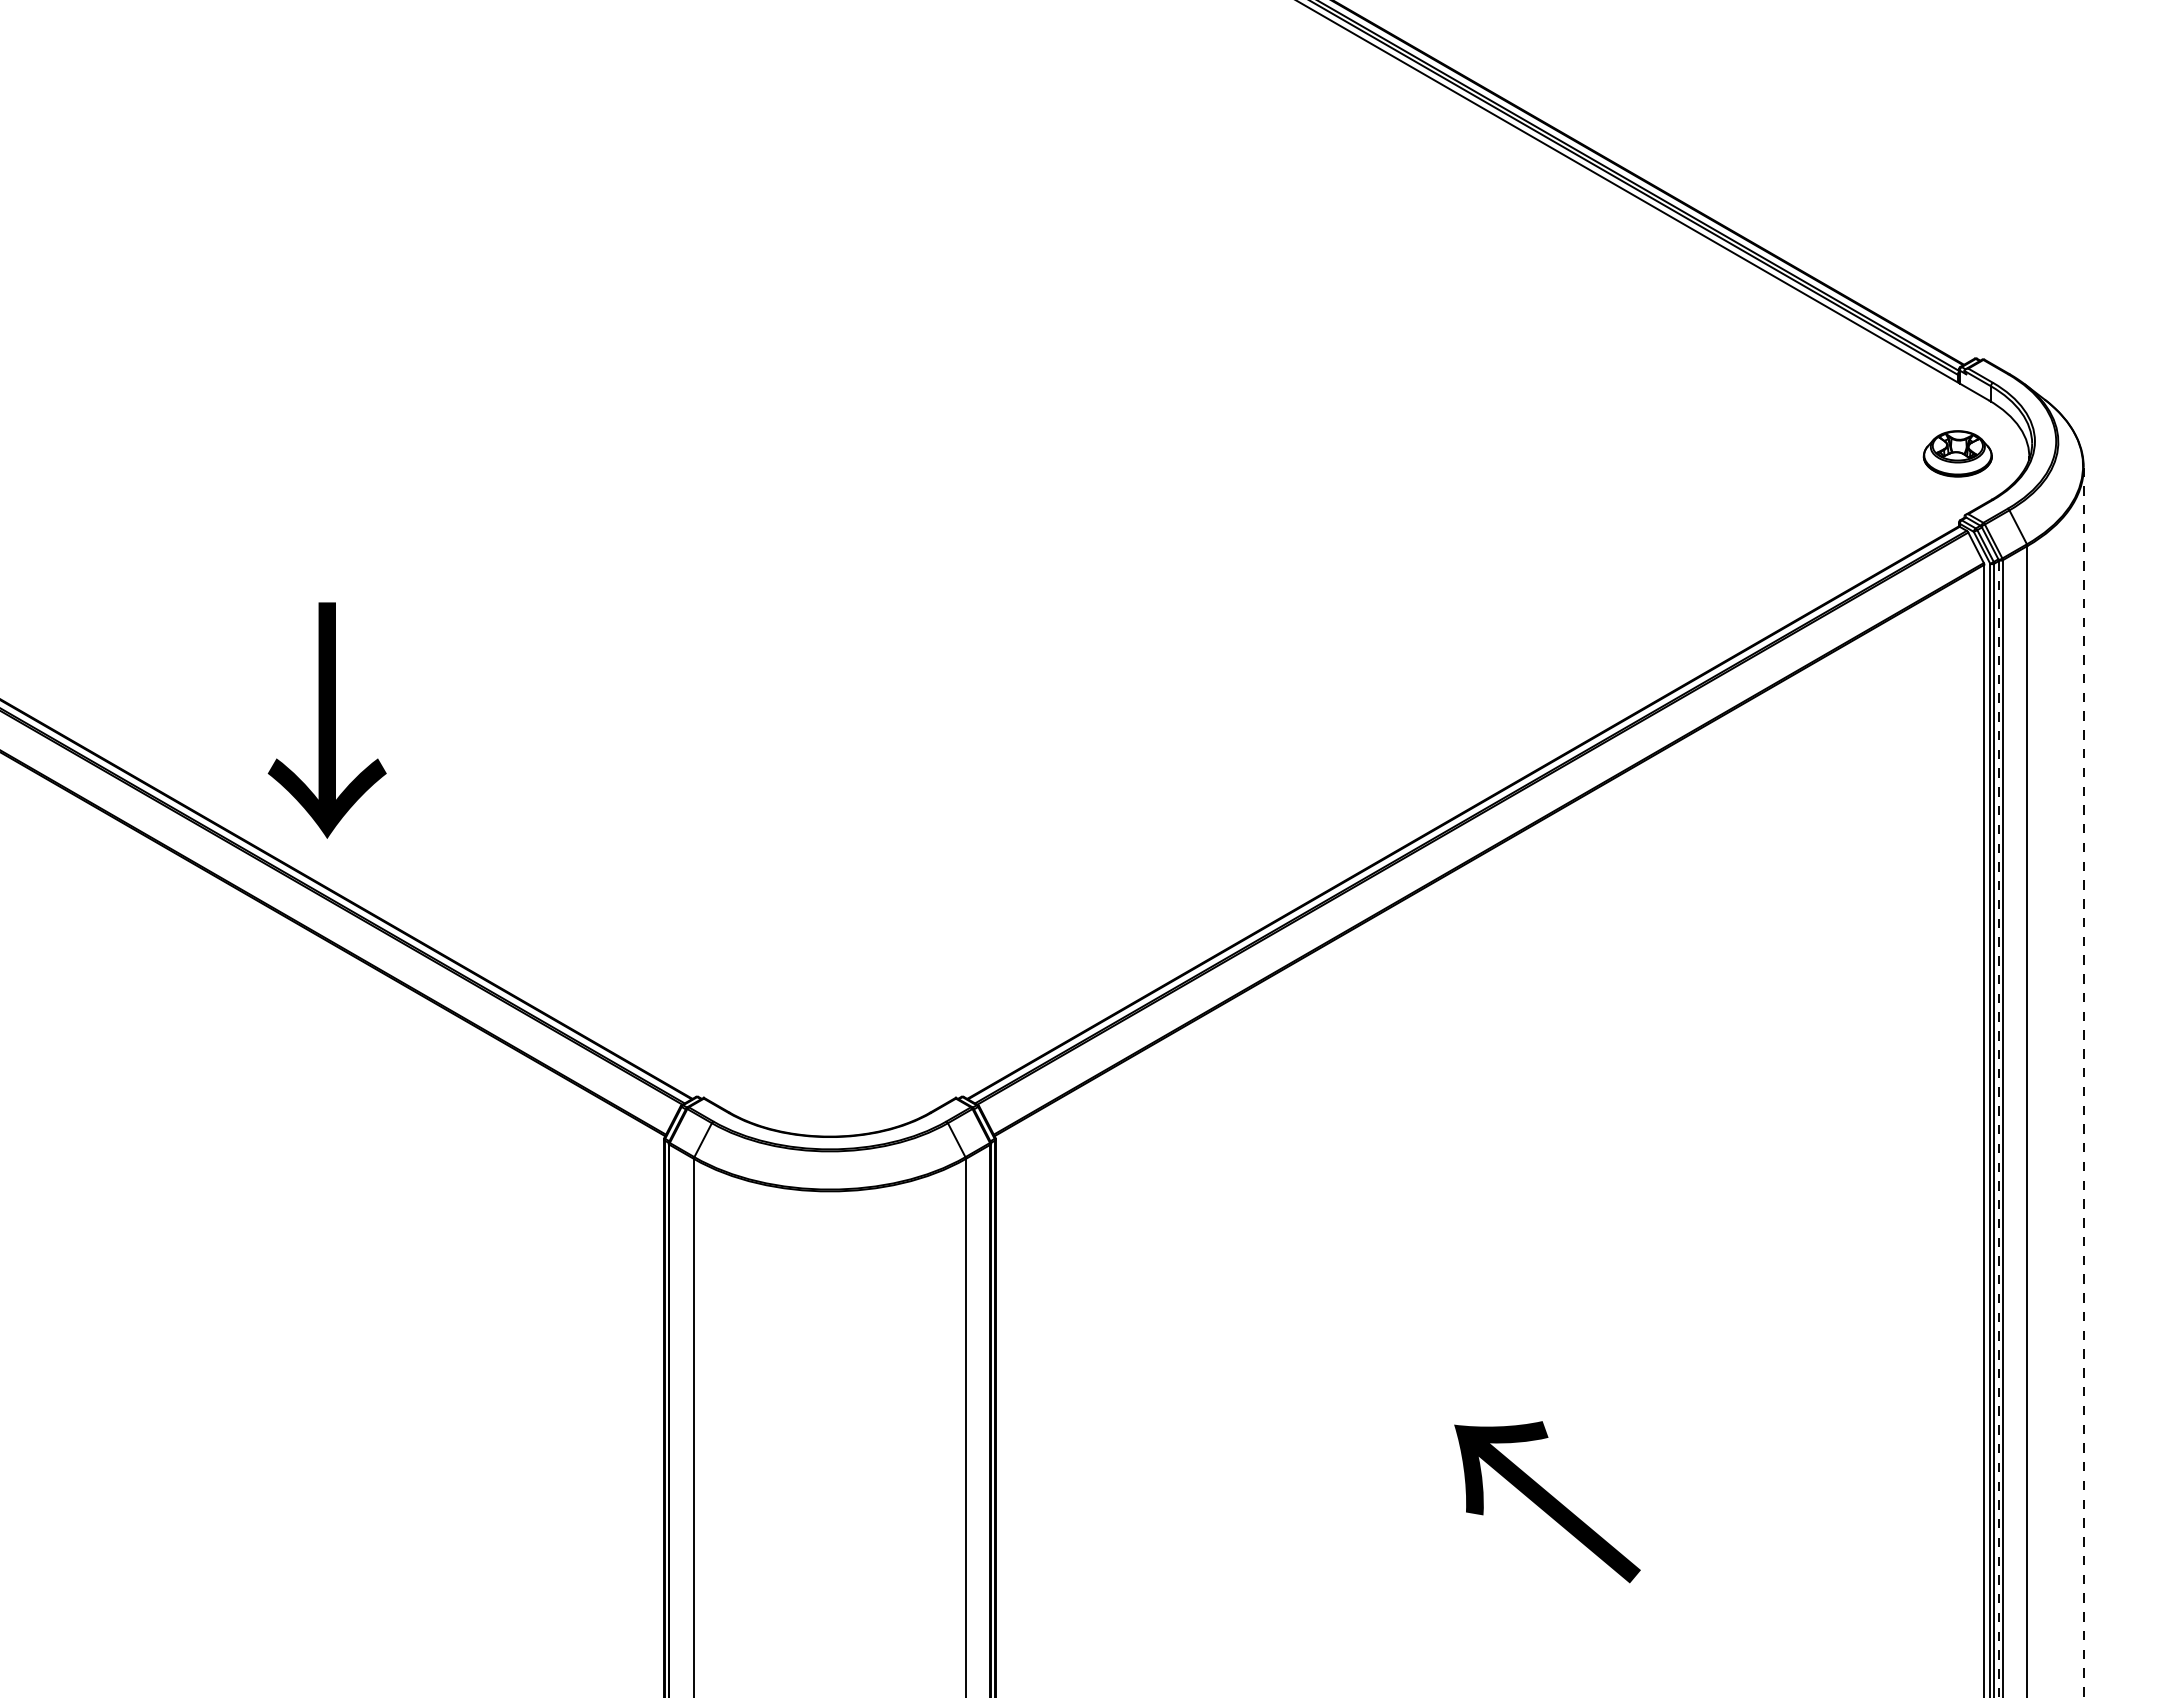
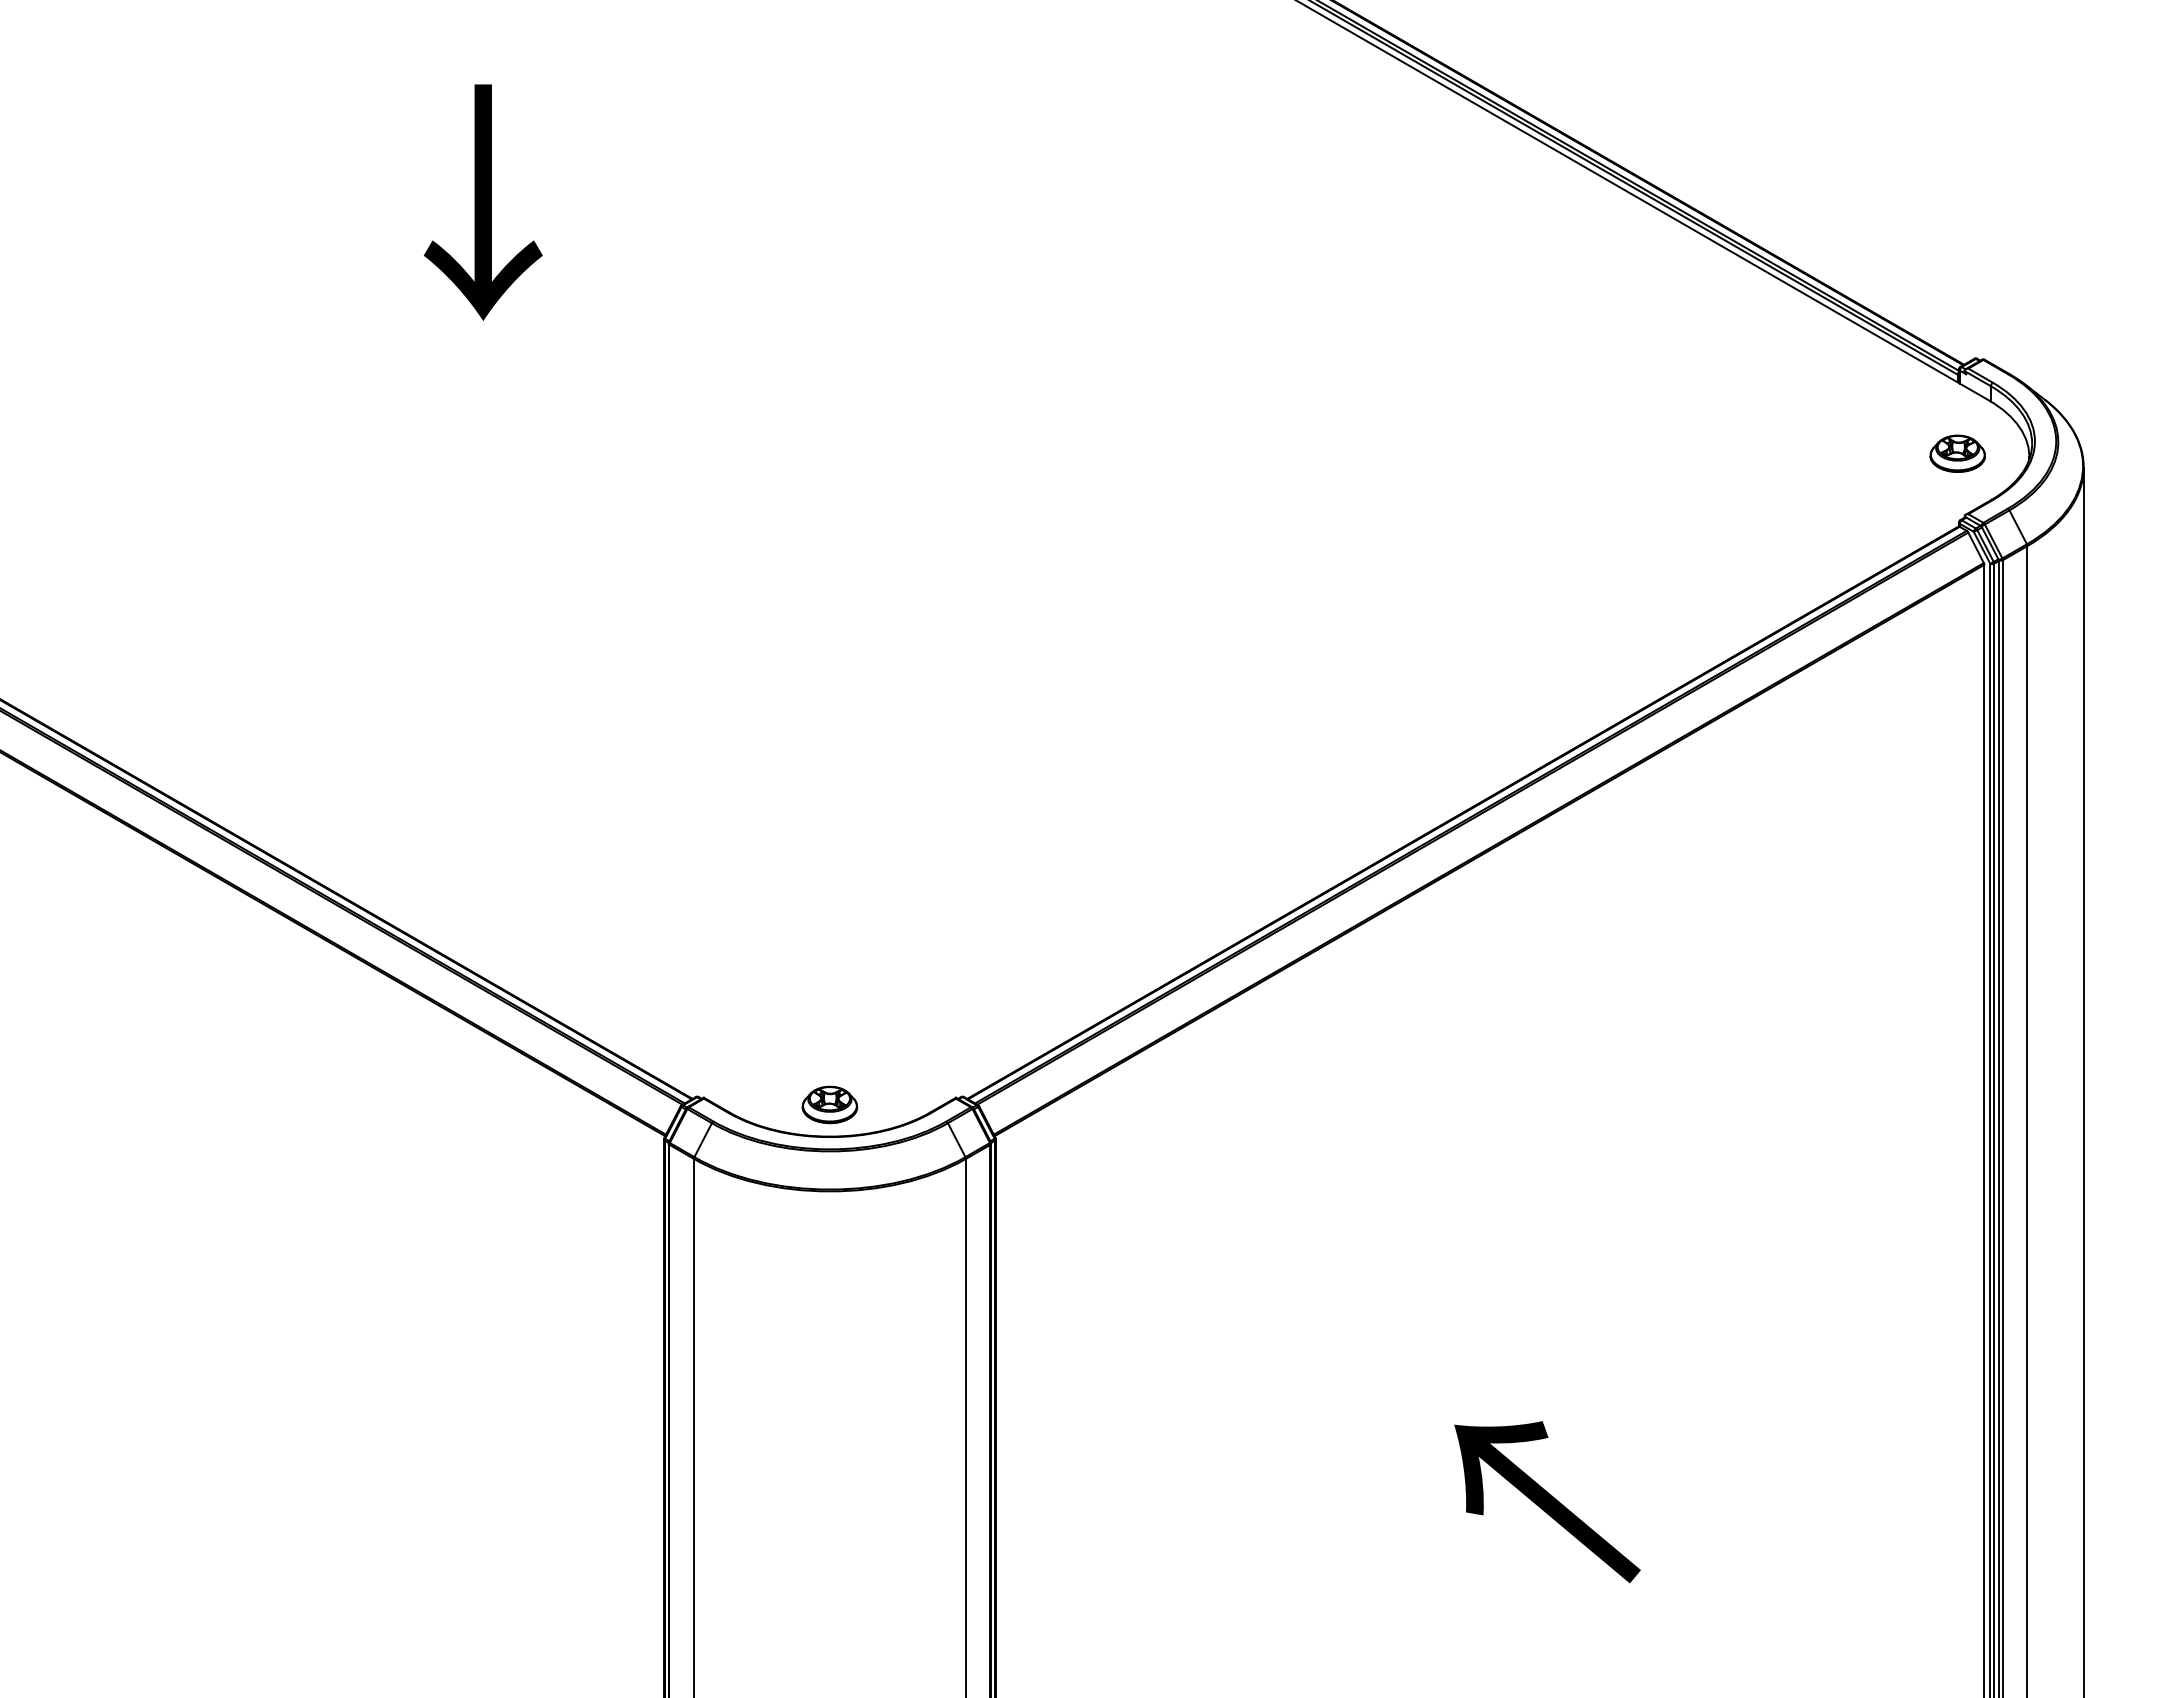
part size: 71x48 px -> 57x39 px (1957, 453)
text position: (326, 720) -> (482, 202) (482, 202)
line: dashed -> solid (2083, 1082)
part: none -> present (829, 1104)
line: dashed -> solid (1998, 1129)
